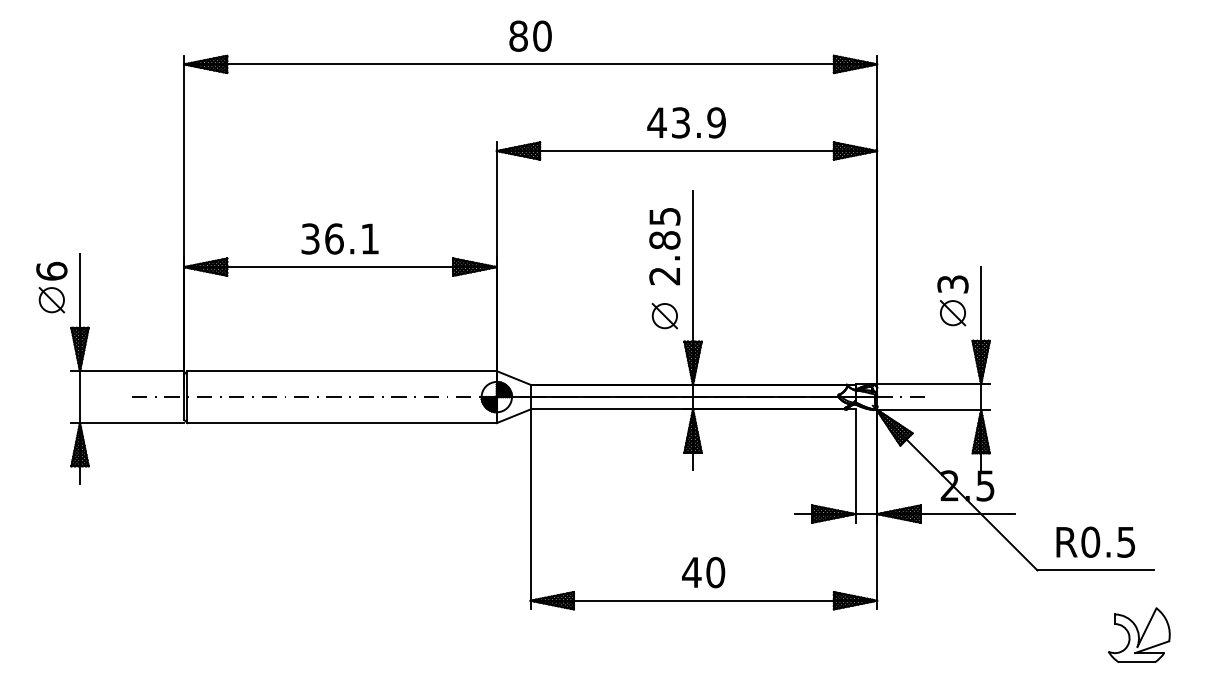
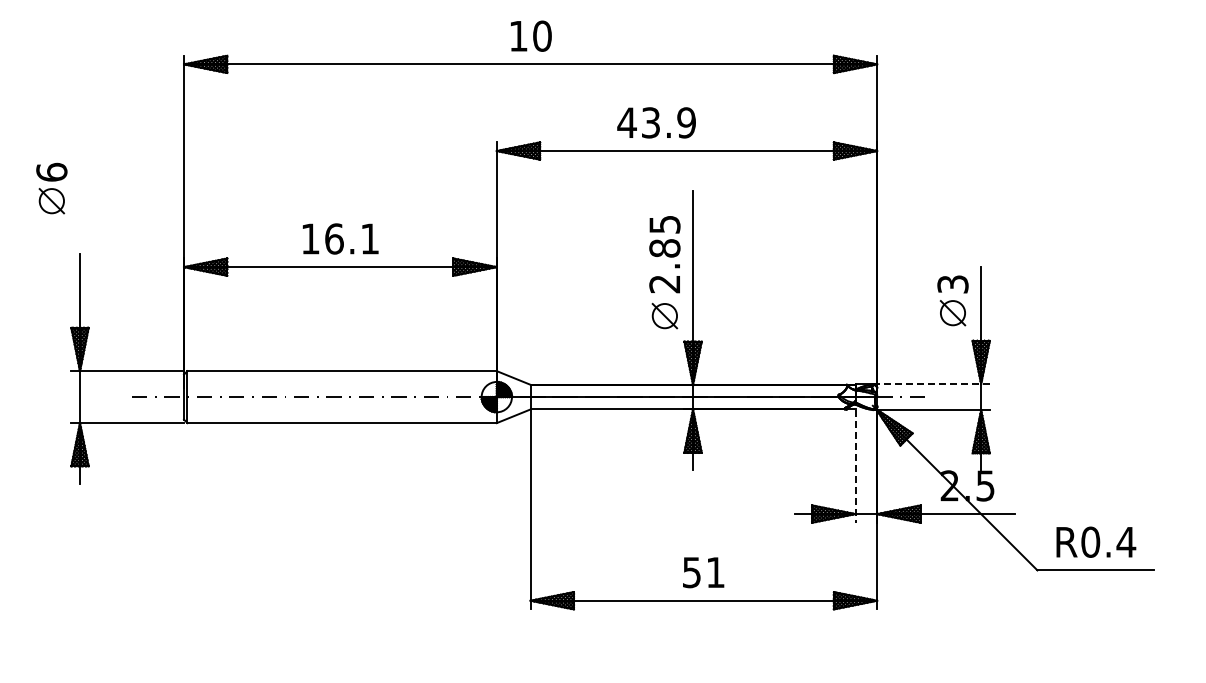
text: 80 -> 10 (518, 35)
text position: (686, 122) -> (656, 122) (656, 122)
text: 36.1 -> 16.1 (310, 238)
text position: (664, 246) -> (664, 254) (664, 254)
part position: (51, 287) -> (51, 188) (51, 188)
line: solid -> dashed (930, 384)
line: solid -> dashed (855, 466)
text: R0.5 -> R0.4 (1126, 542)
text: 40 -> 51 (703, 572)
part: present -> none (1139, 634)
